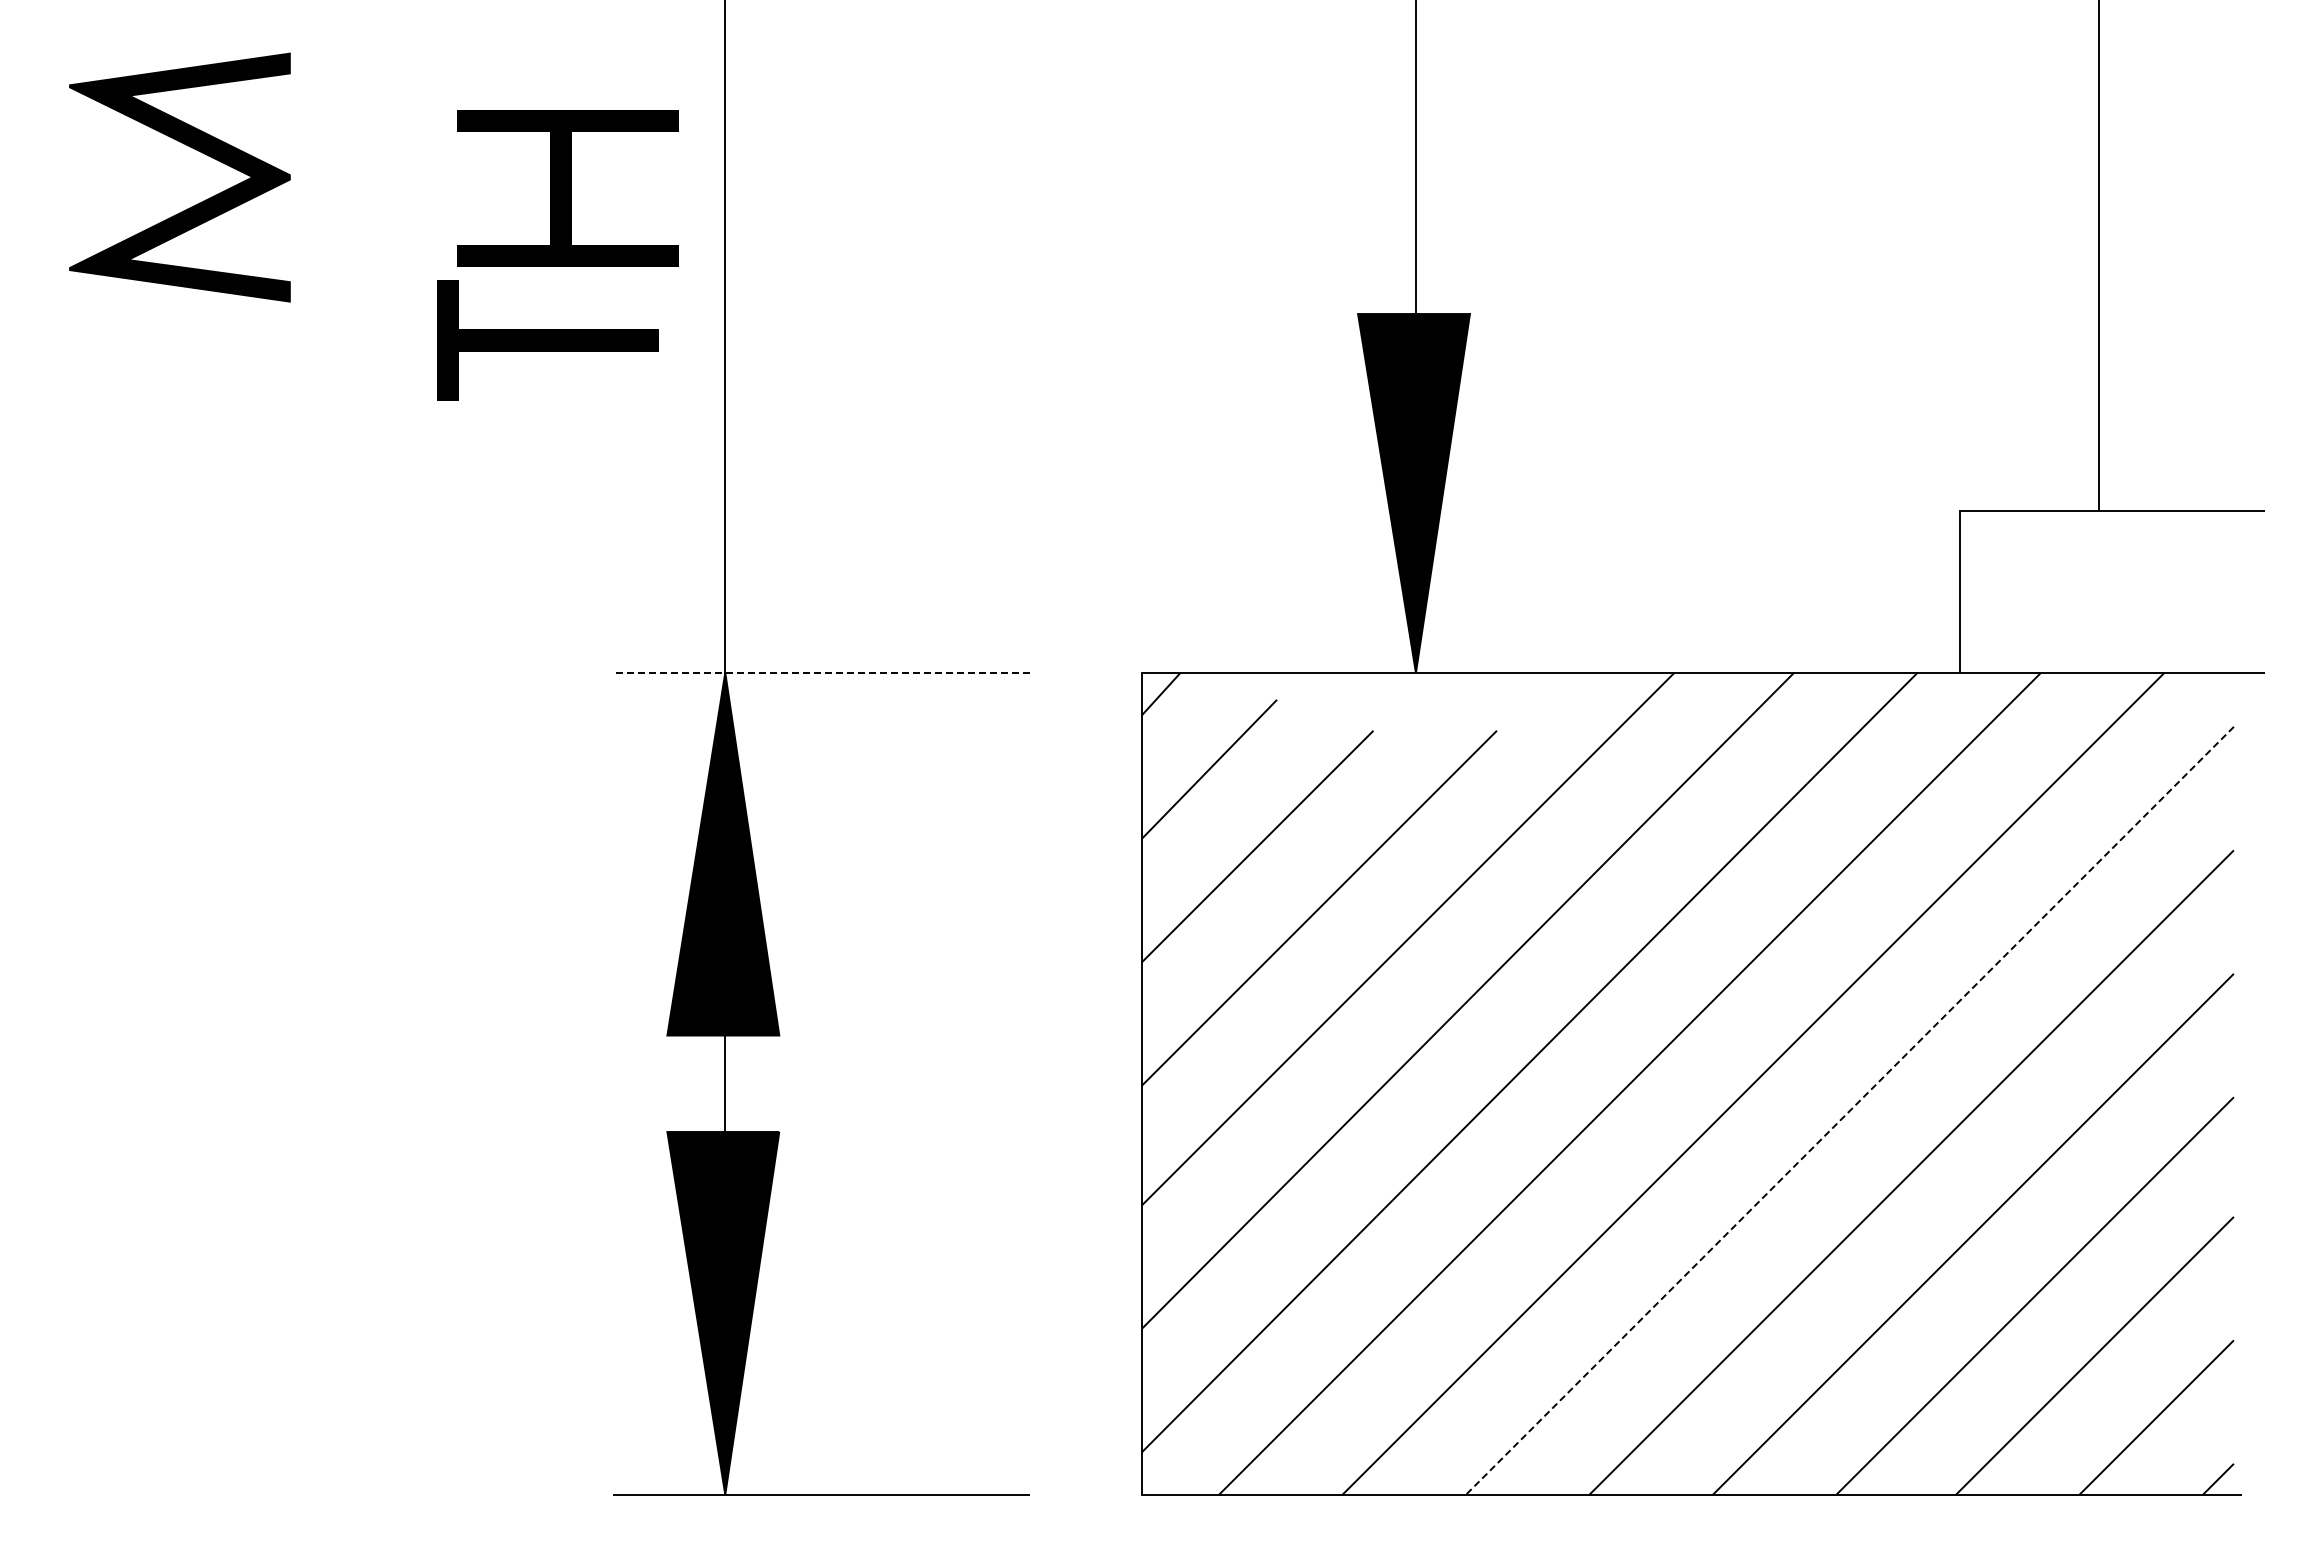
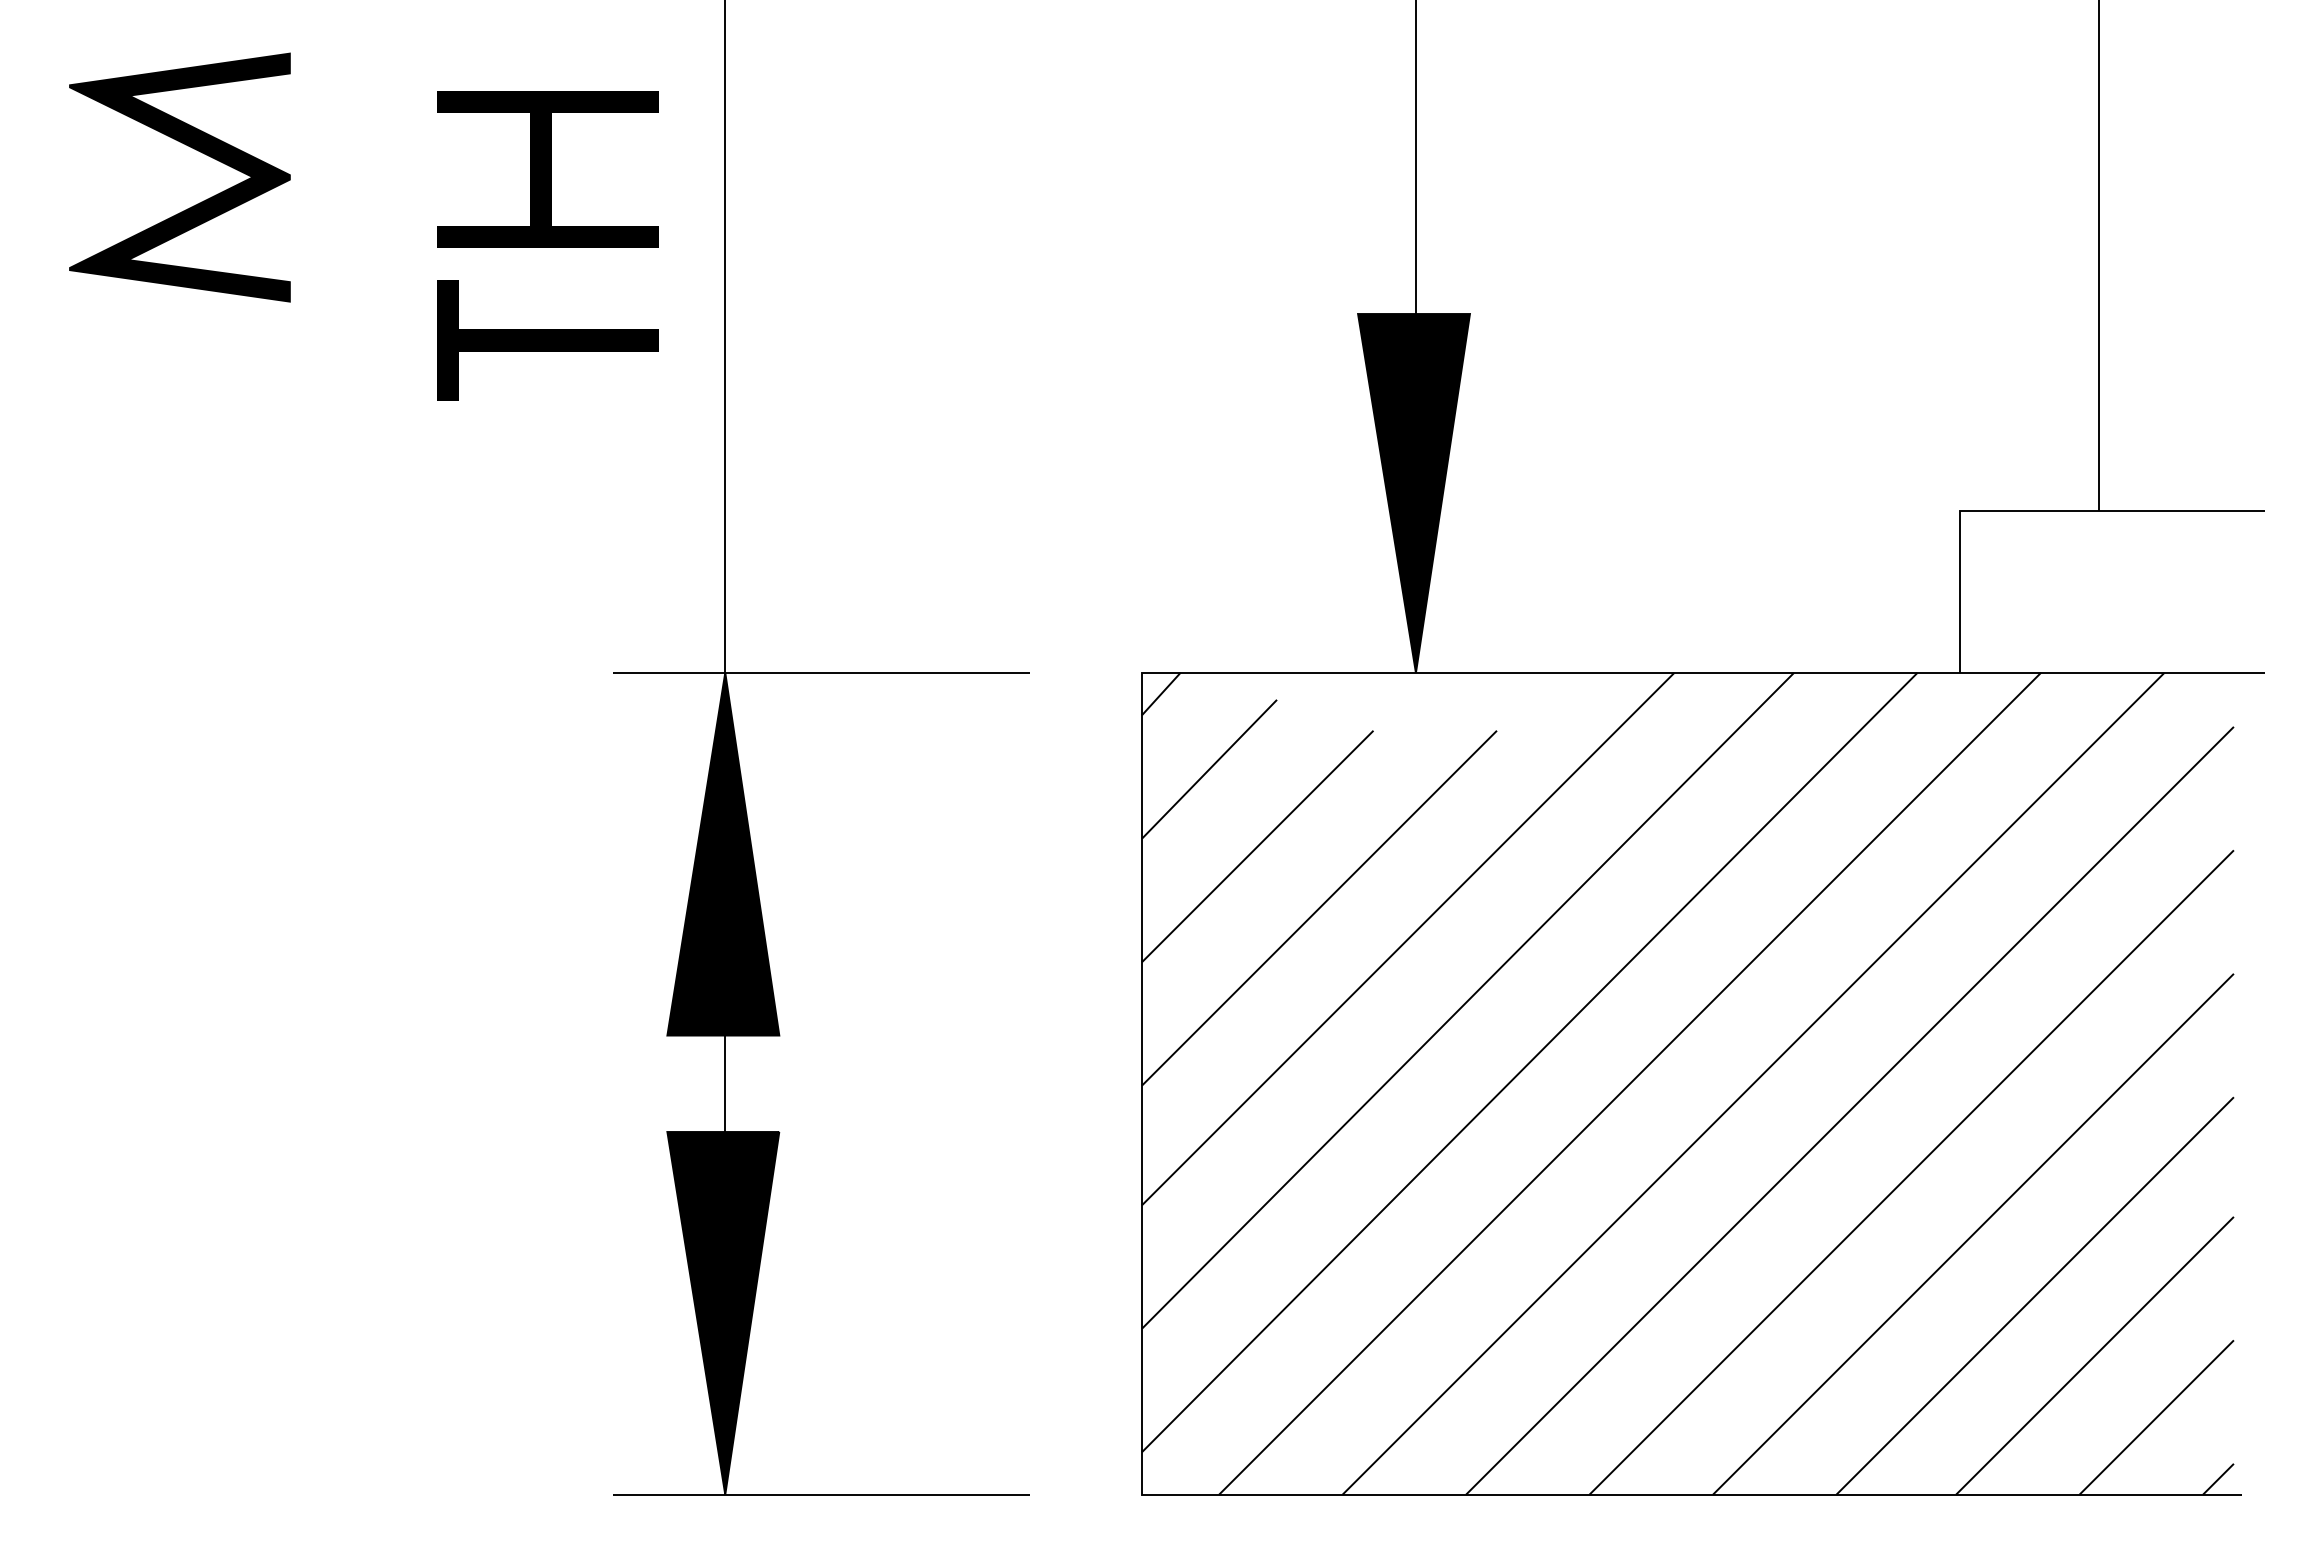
part position: (567, 188) -> (547, 169) (547, 169)
line: dashed -> solid (821, 672)
line: dashed -> solid (1850, 1110)
